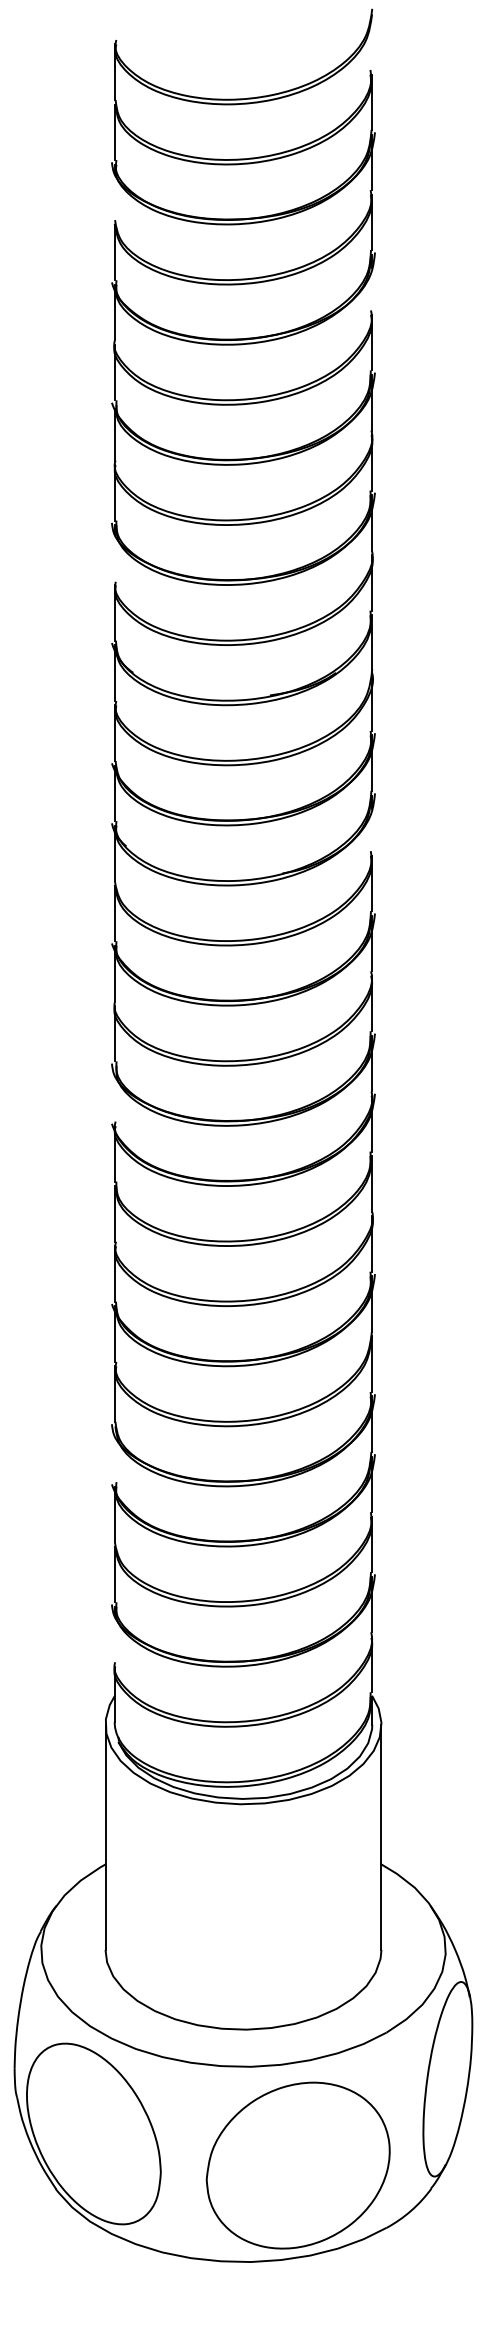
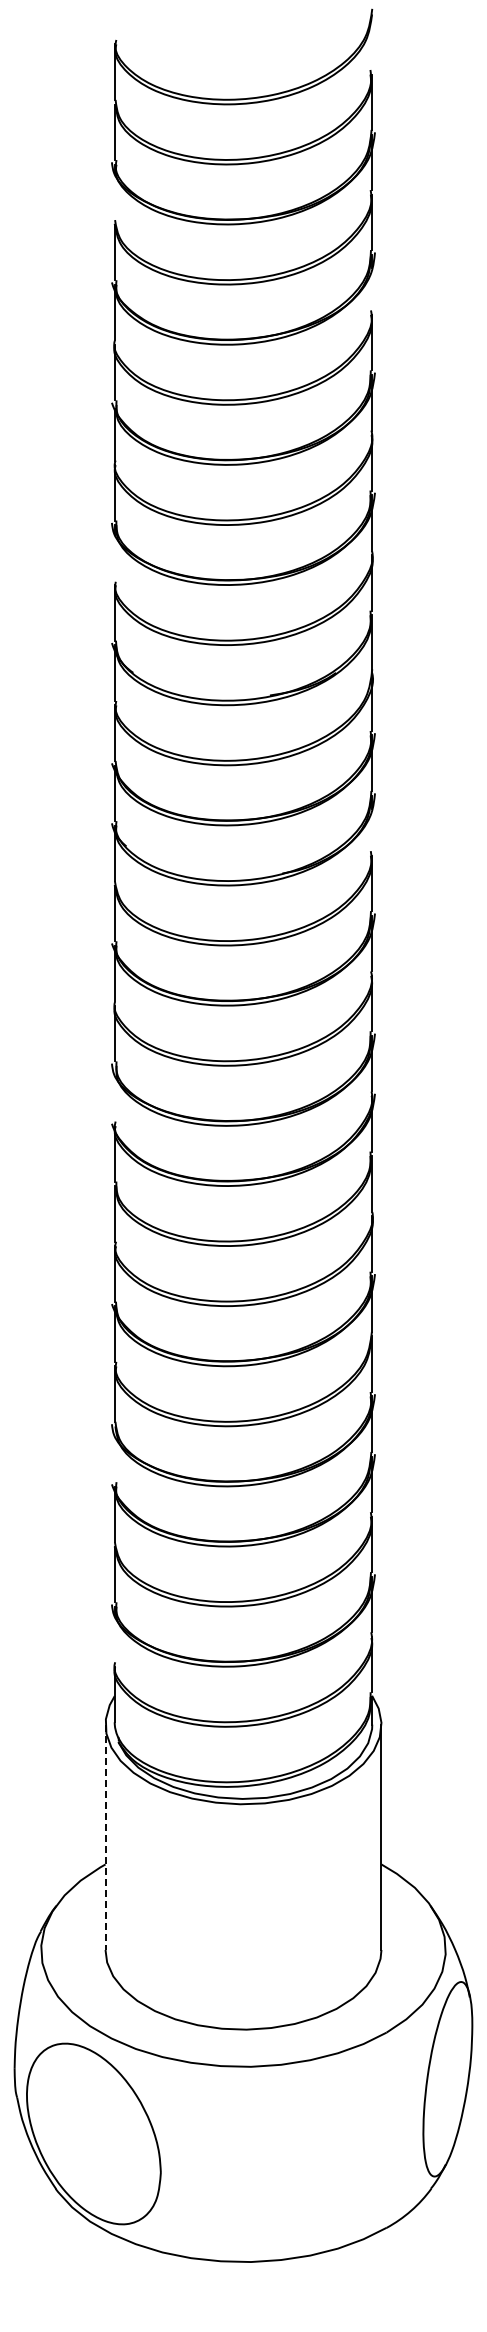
line: solid -> dashed (105, 1837)
part: present -> none (297, 2165)
